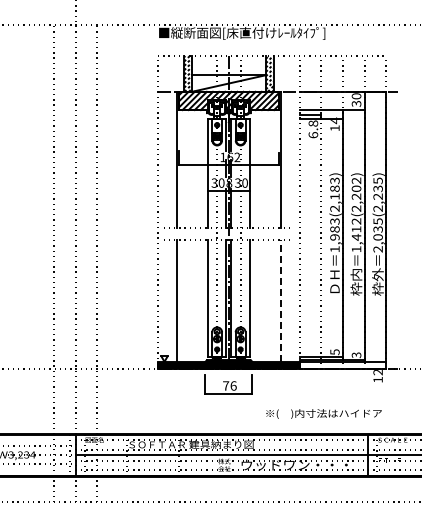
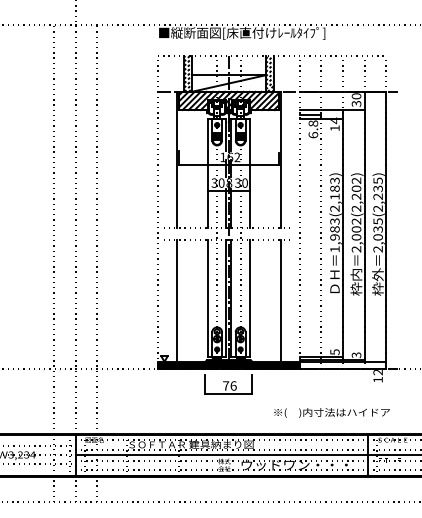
text: 1,412(2,202) -> 2,002(2,202) (356, 239)
line: dashed -> solid (281, 301)
text position: (323, 413) -> (331, 412) (331, 412)
